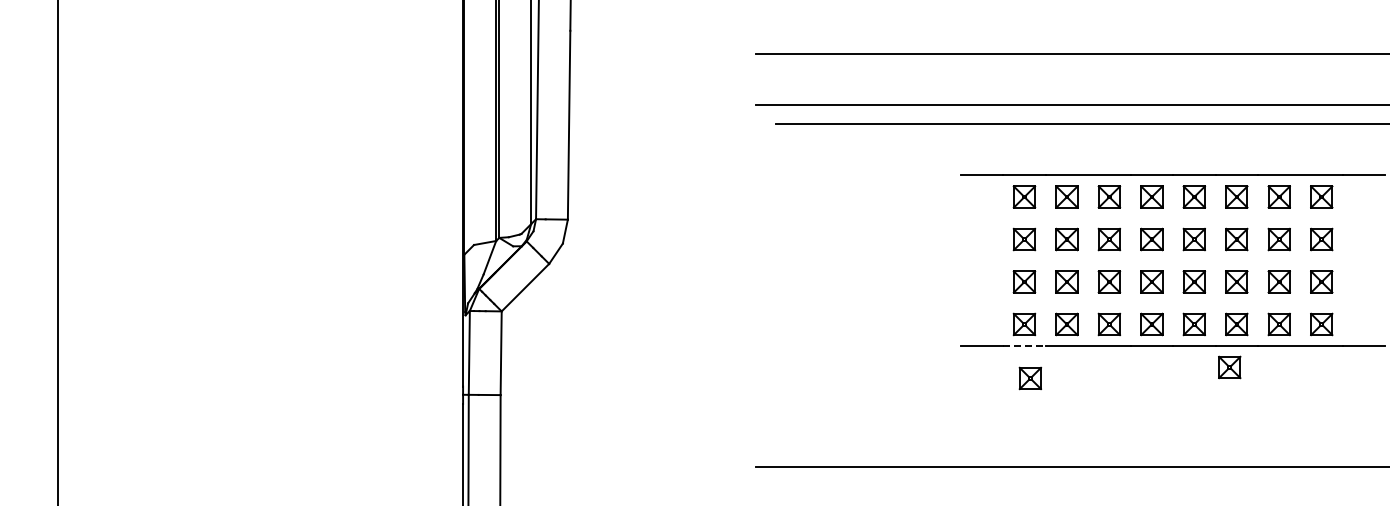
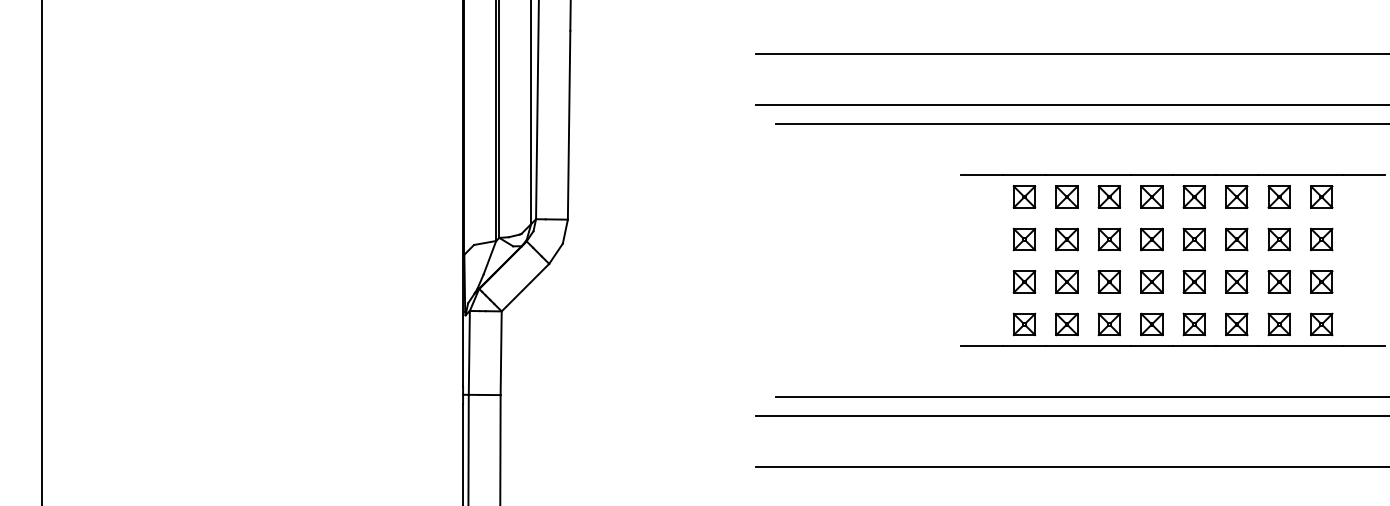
line position: (57, 252) -> (41, 252) (41, 252)
line: dashed -> solid (1024, 346)
part: present -> none (1229, 367)
part: present -> none (1030, 378)
line: none -> present (1080, 397)
line: none -> present (1071, 416)
